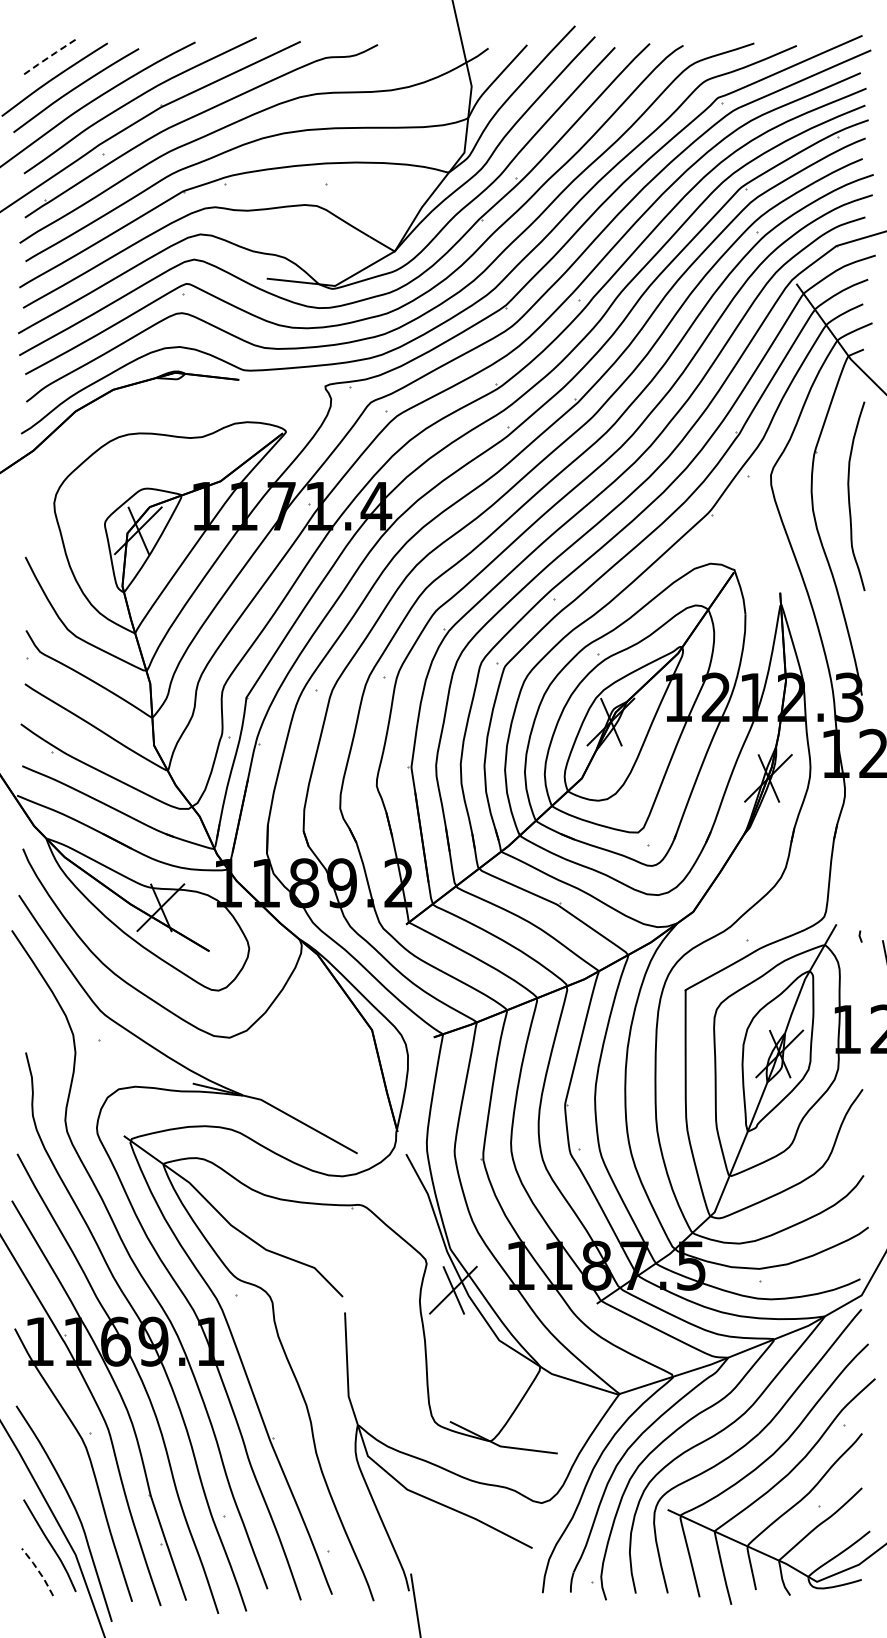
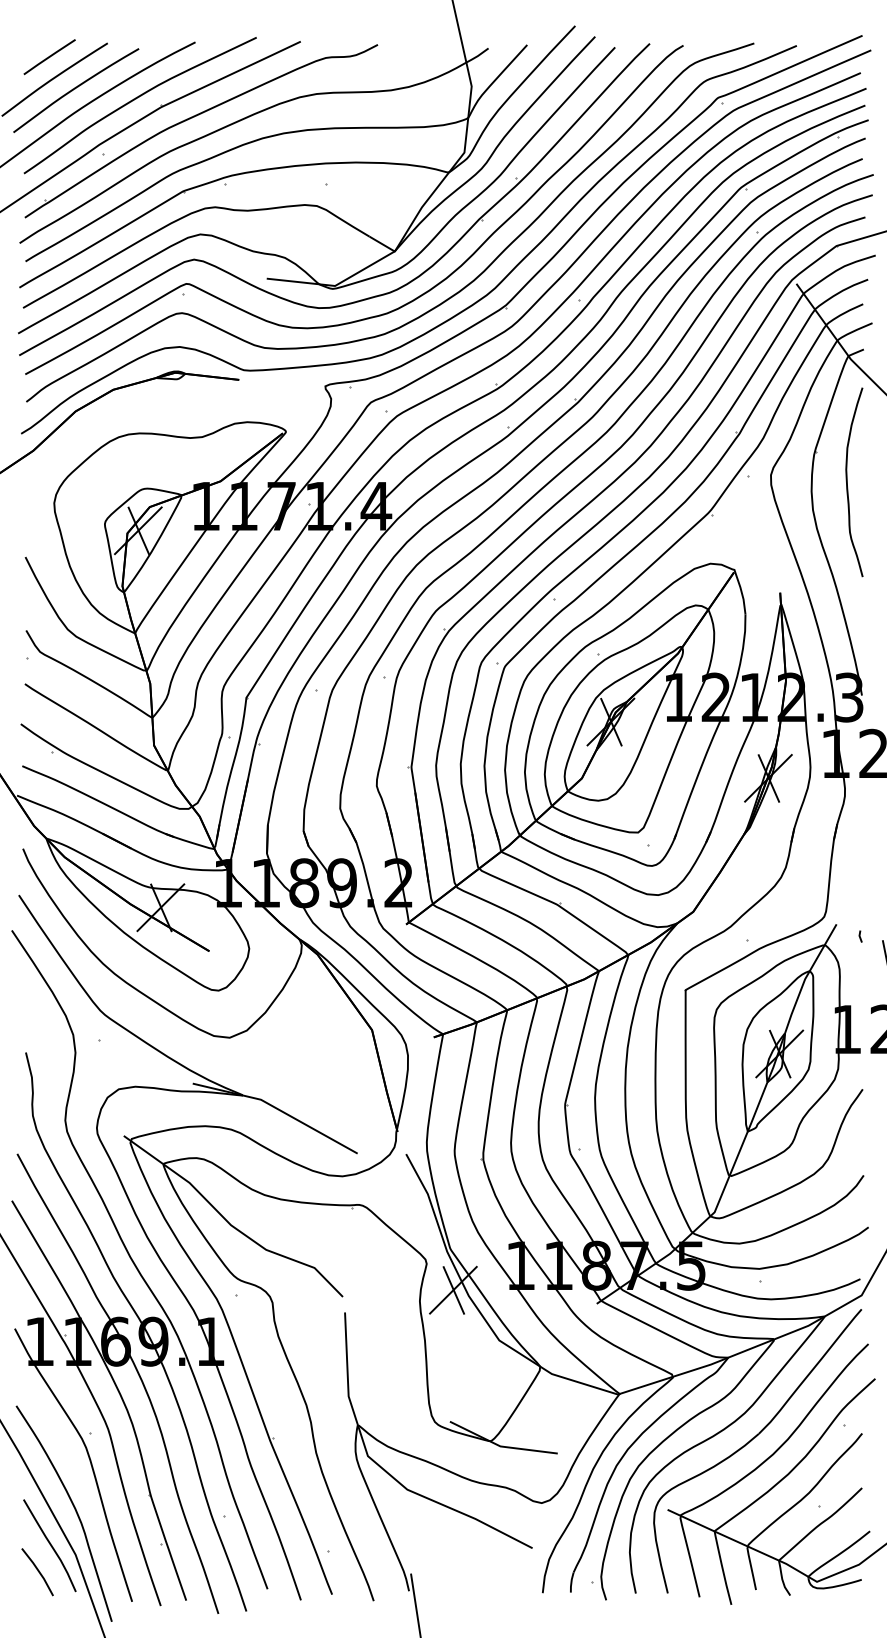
line: dashed -> solid (49, 57)
curve position: (849, 496) -> (847, 482) (847, 482)
line: dashed -> solid (38, 1570)
